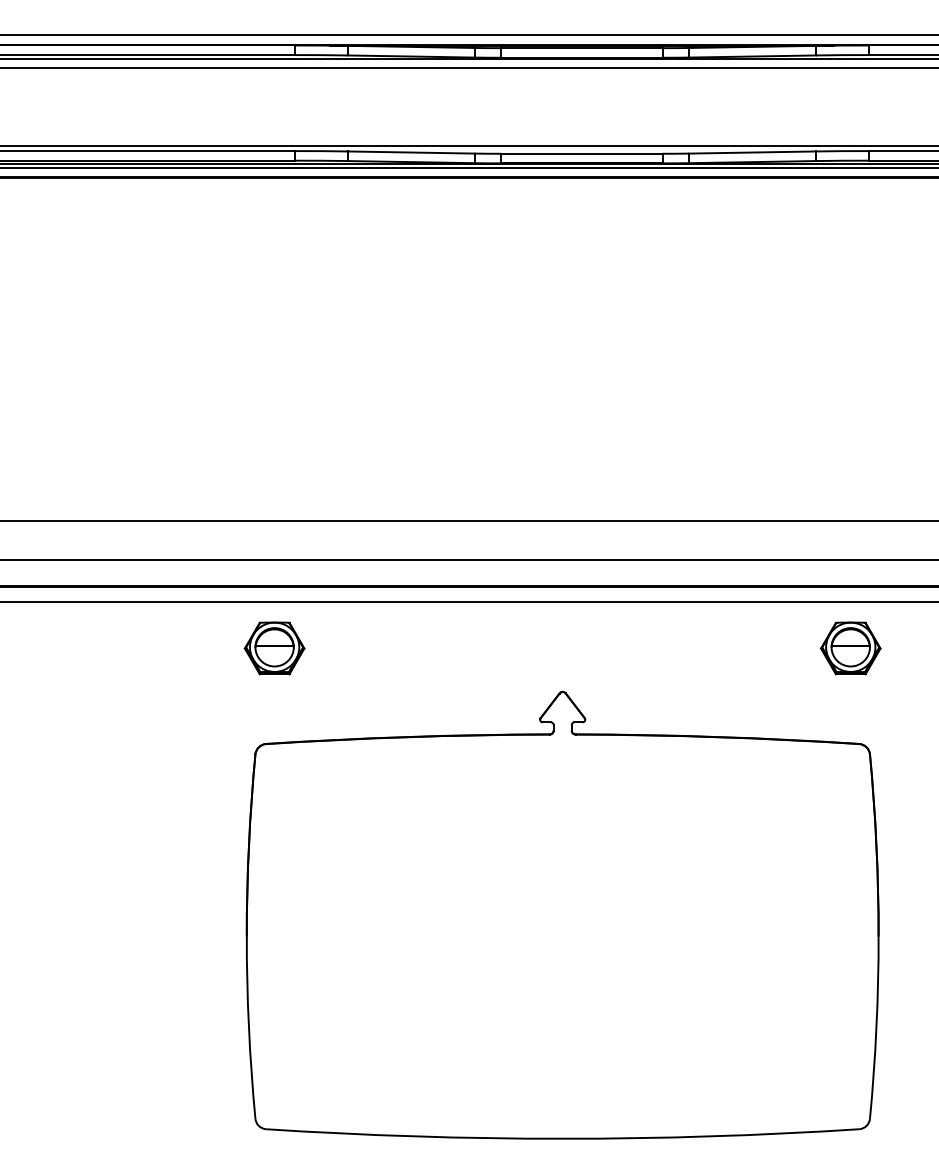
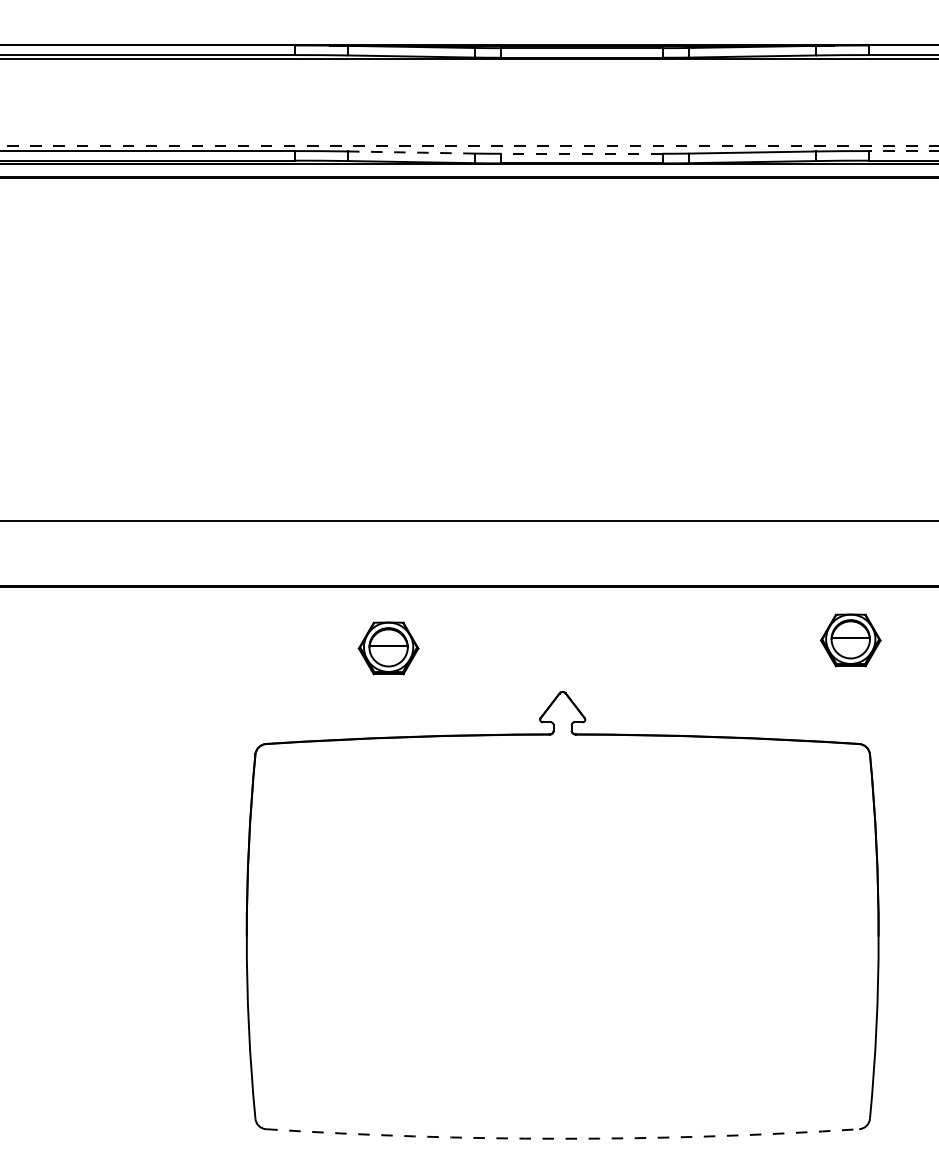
line: present -> none (468, 35)
line: present -> none (468, 68)
line: solid -> dashed (469, 145)
line: solid -> dashed (903, 151)
line: solid -> dashed (410, 152)
line: solid -> dashed (581, 153)
line: present -> none (468, 167)
line: present -> none (468, 559)
line: present -> none (468, 601)
part position: (274, 648) -> (388, 648) (388, 648)
part position: (850, 648) -> (850, 640) (850, 640)
arc: solid -> dashed (562, 1138)
